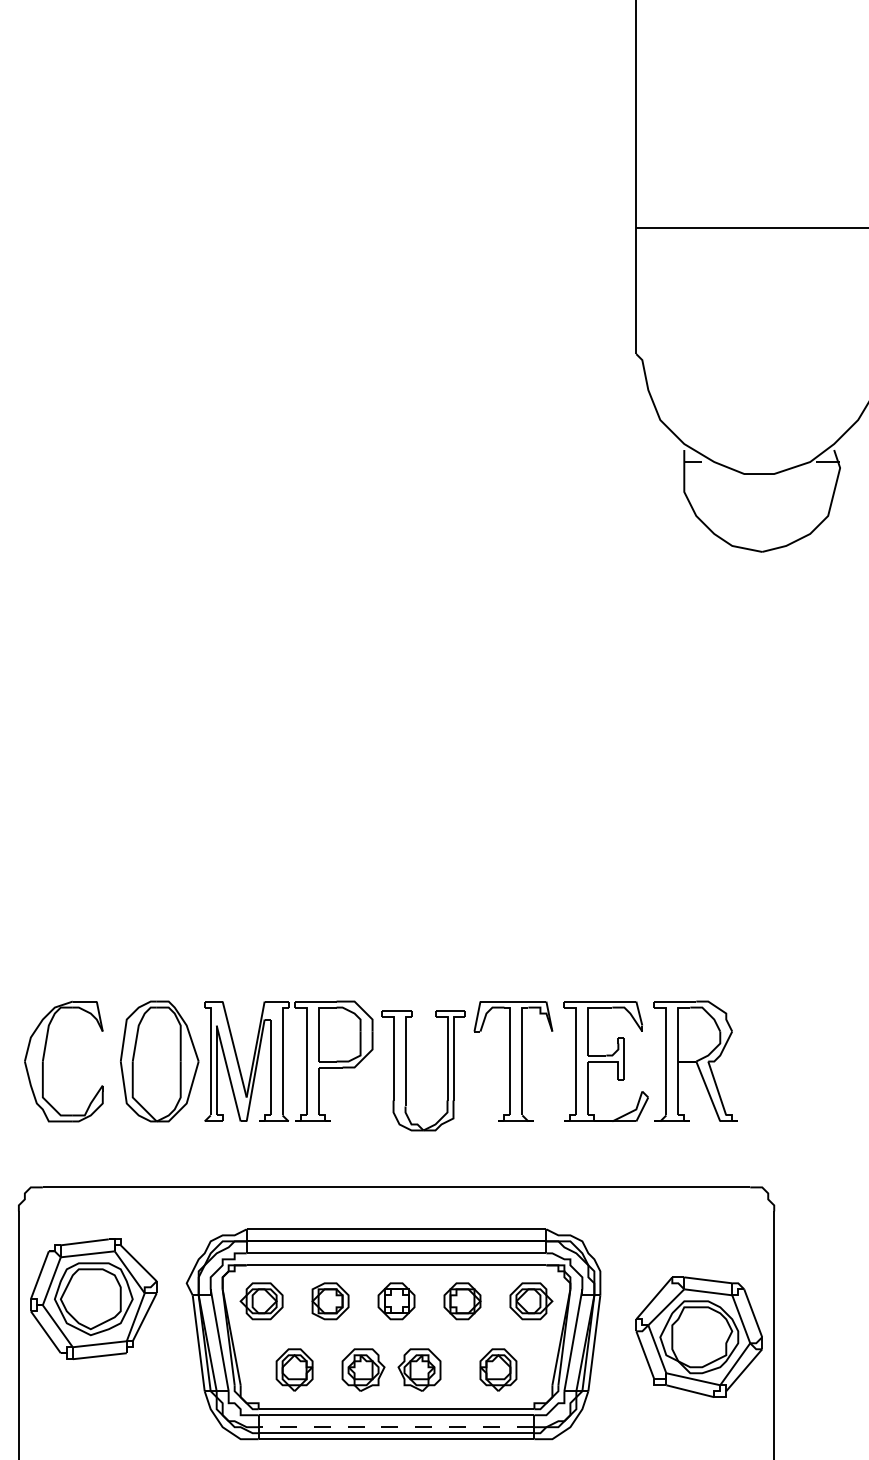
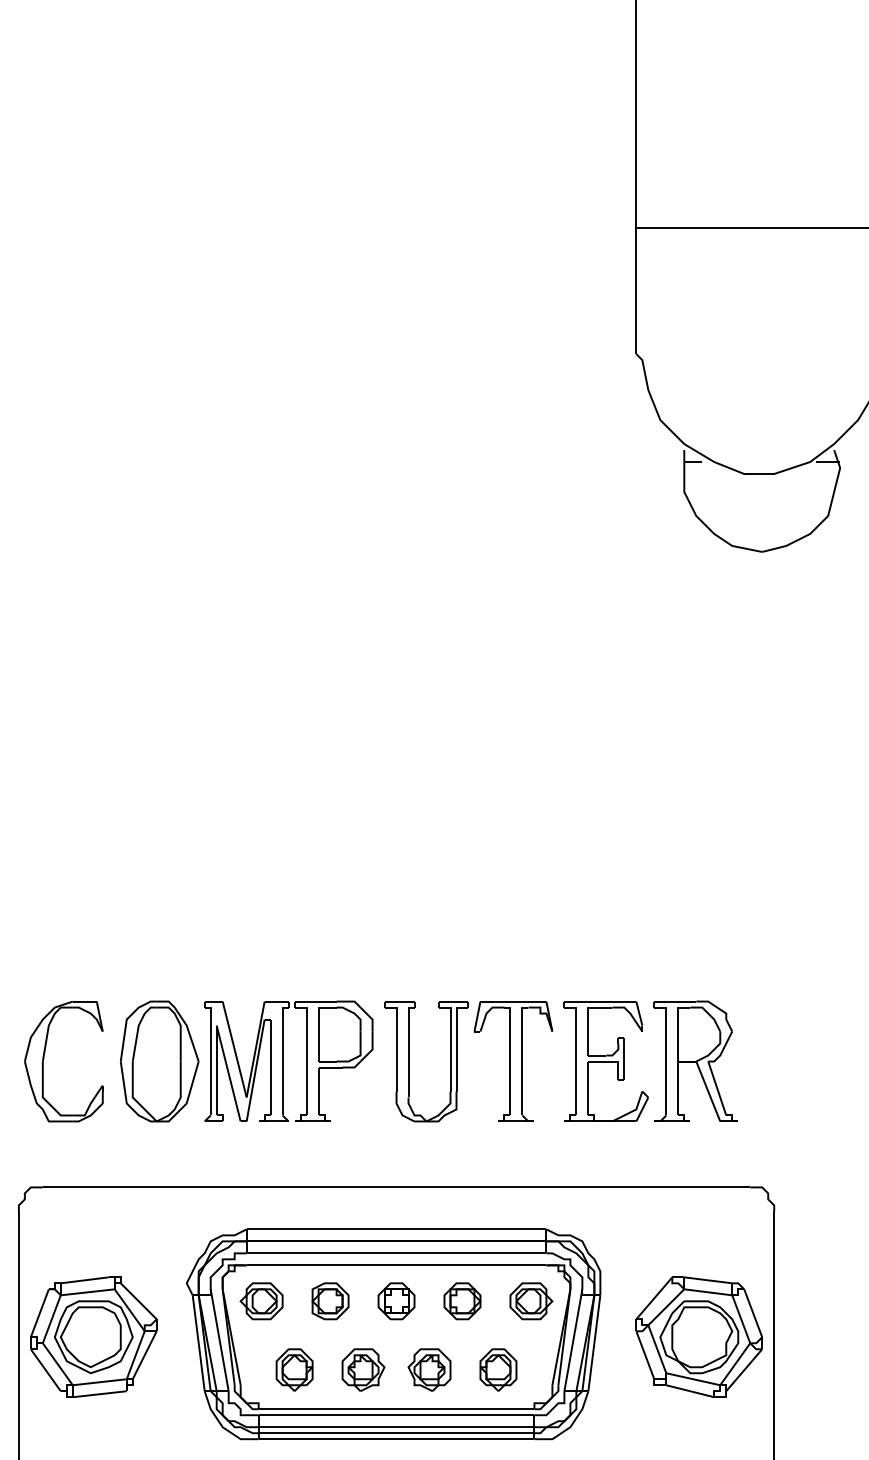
part position: (406, 1070) -> (409, 1061) (409, 1061)
part position: (93, 1298) -> (93, 1336) (93, 1336)
part position: (419, 1369) -> (429, 1369) (429, 1369)
line: dashed -> solid (396, 1427)
